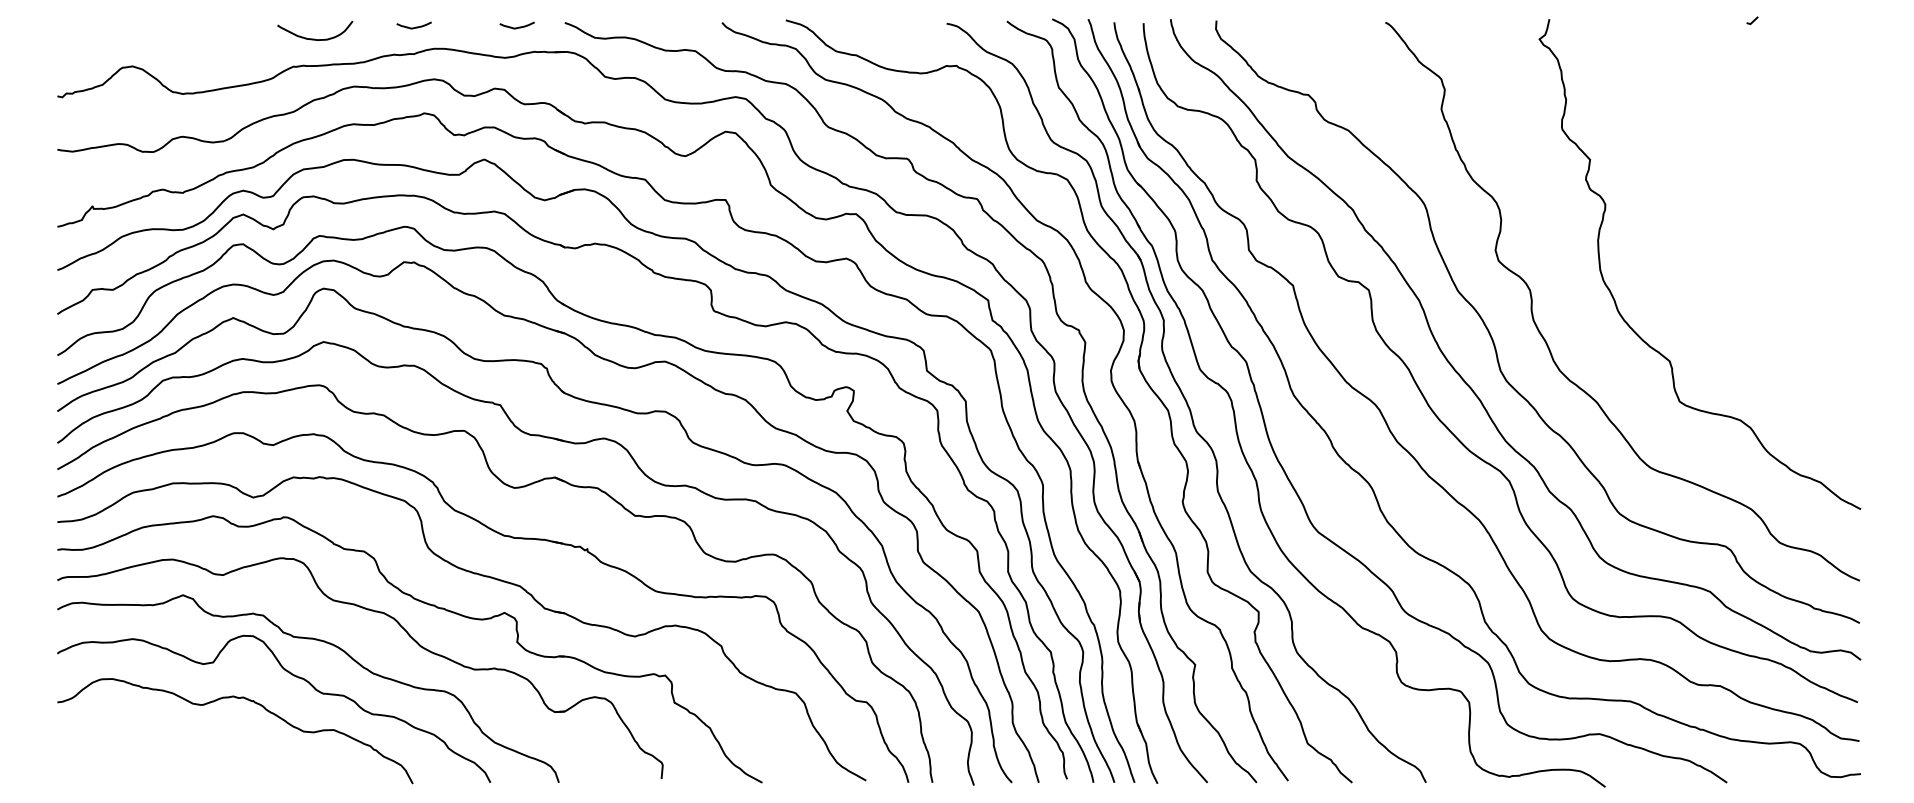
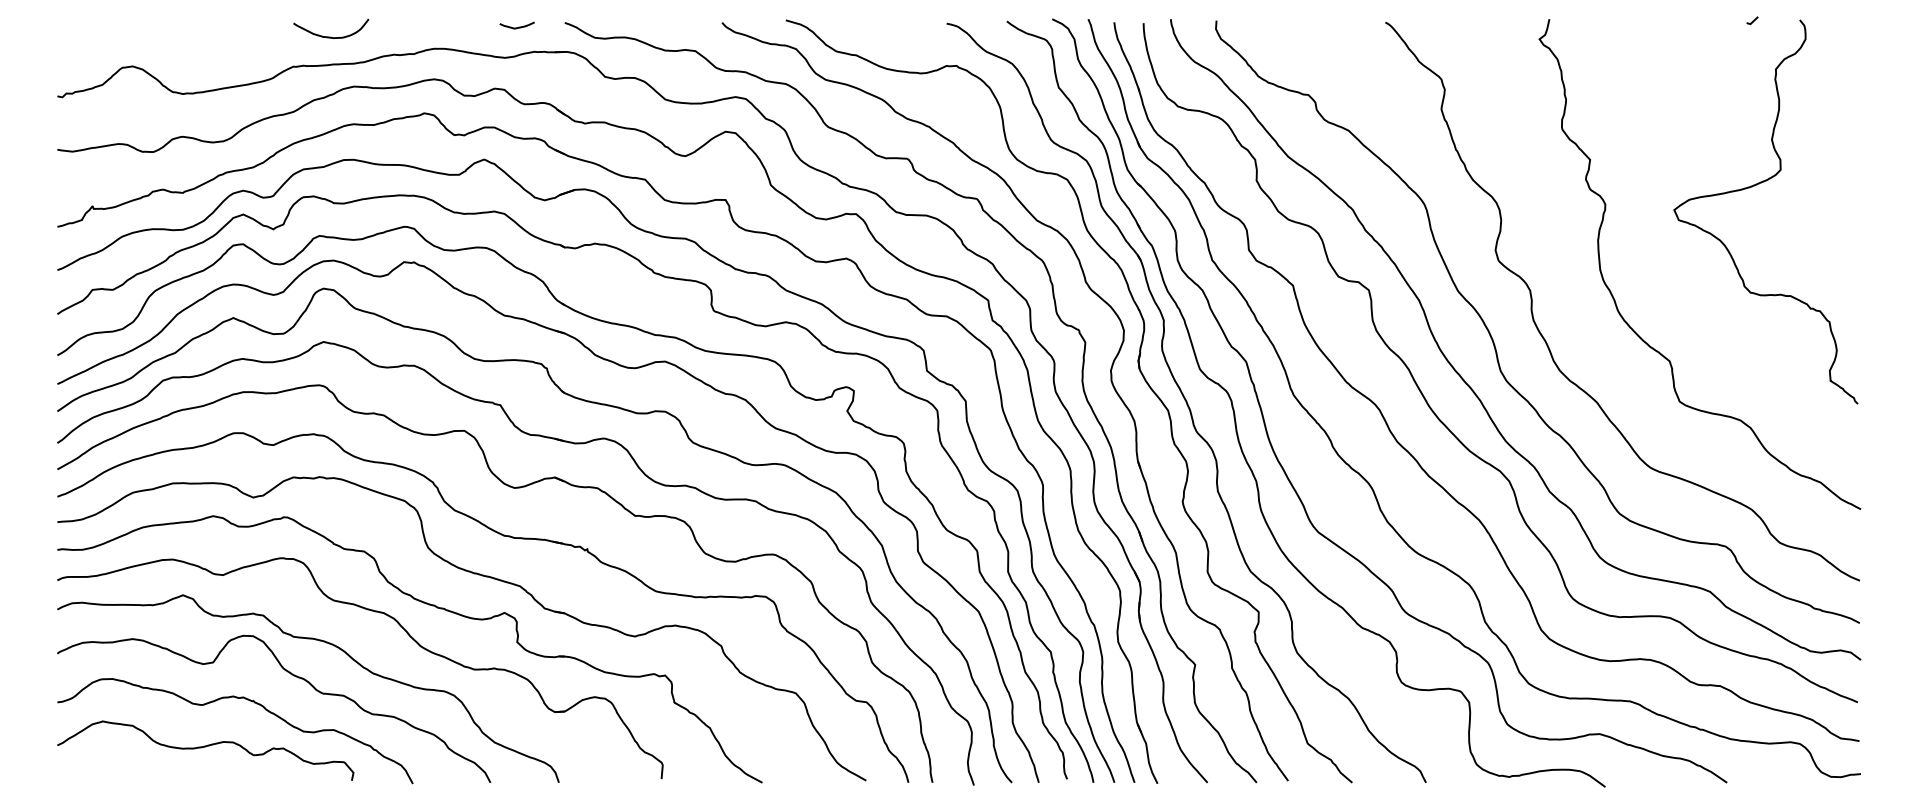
curve: present -> none (413, 27)
curve position: (314, 38) -> (330, 36) (330, 36)
curve: none -> present (1757, 185)
curve: none -> present (205, 747)
